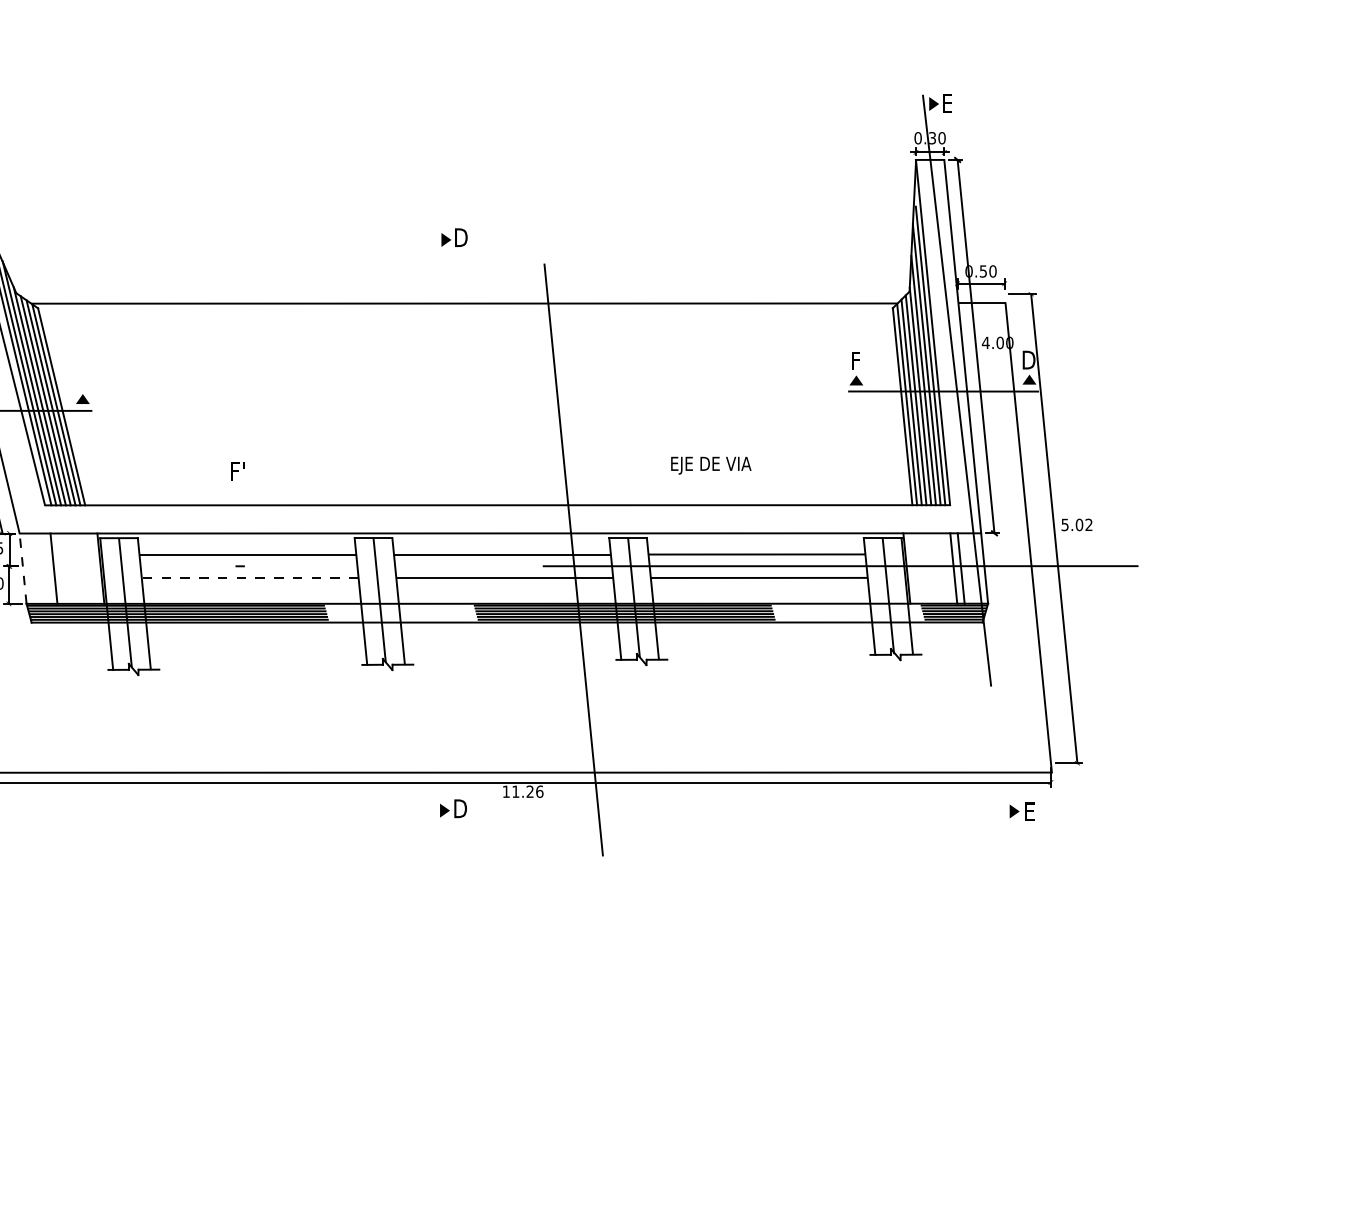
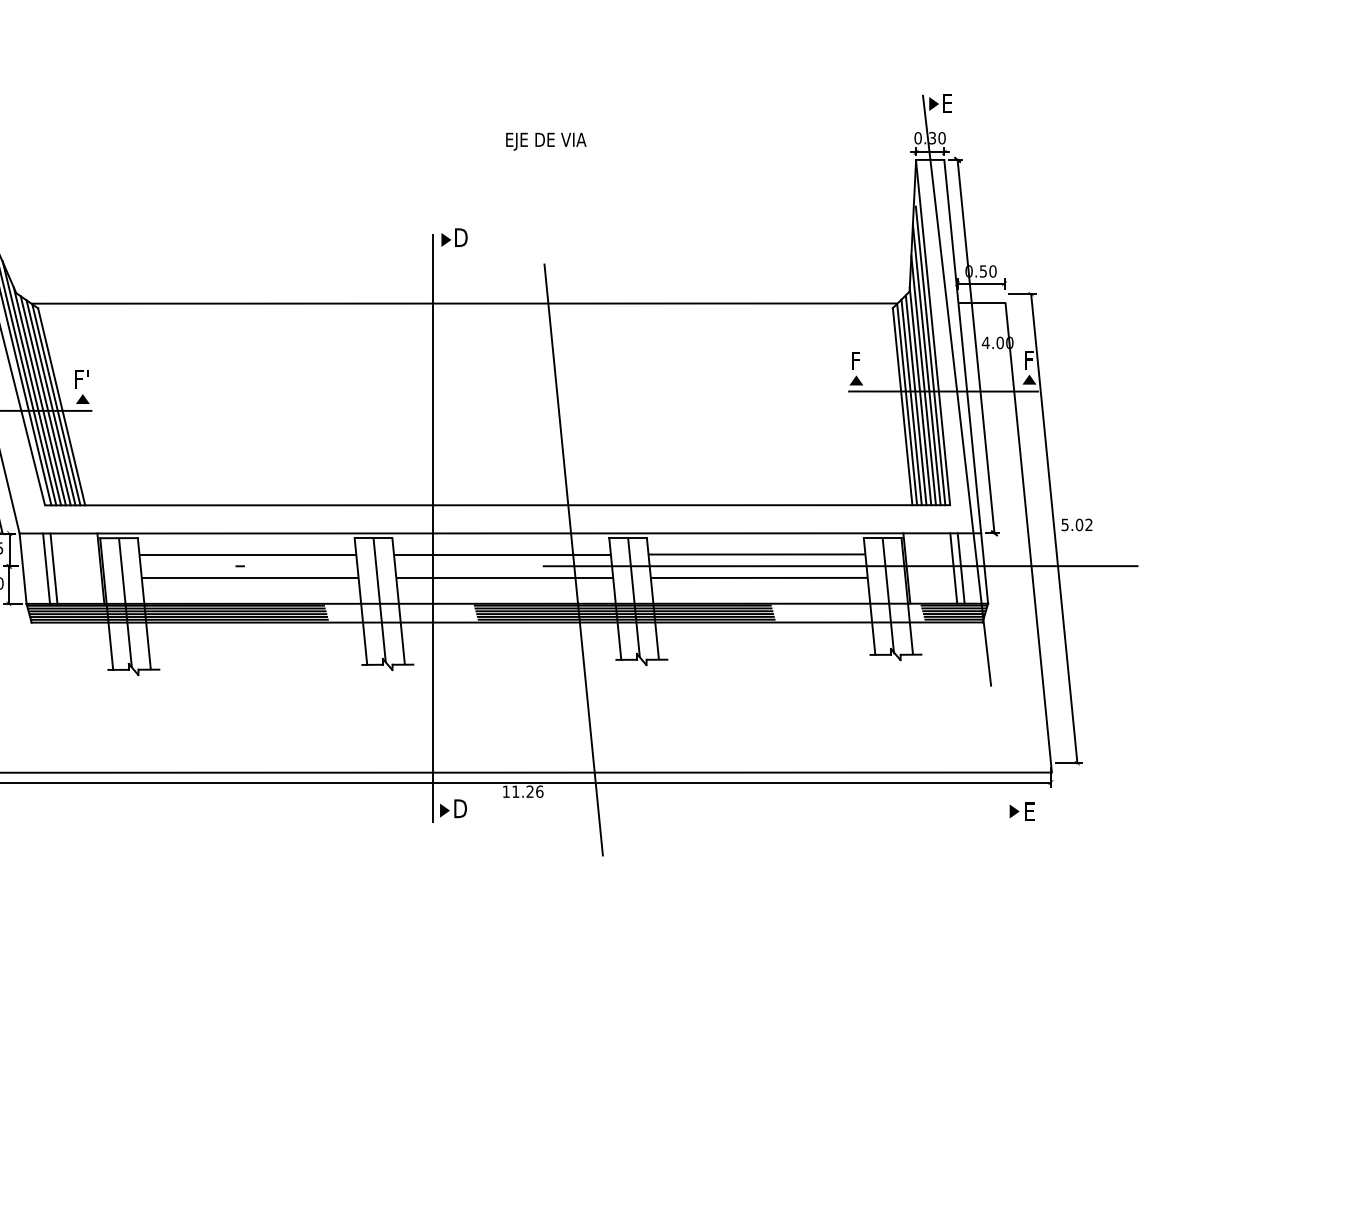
text: D -> F (1028, 359)
text position: (711, 465) -> (546, 141) (546, 141)
text position: (237, 471) -> (81, 379) (81, 379)
line: none -> present (433, 528)
line: dashed -> solid (23, 568)
line: none -> present (46, 568)
line: dashed -> solid (249, 577)
